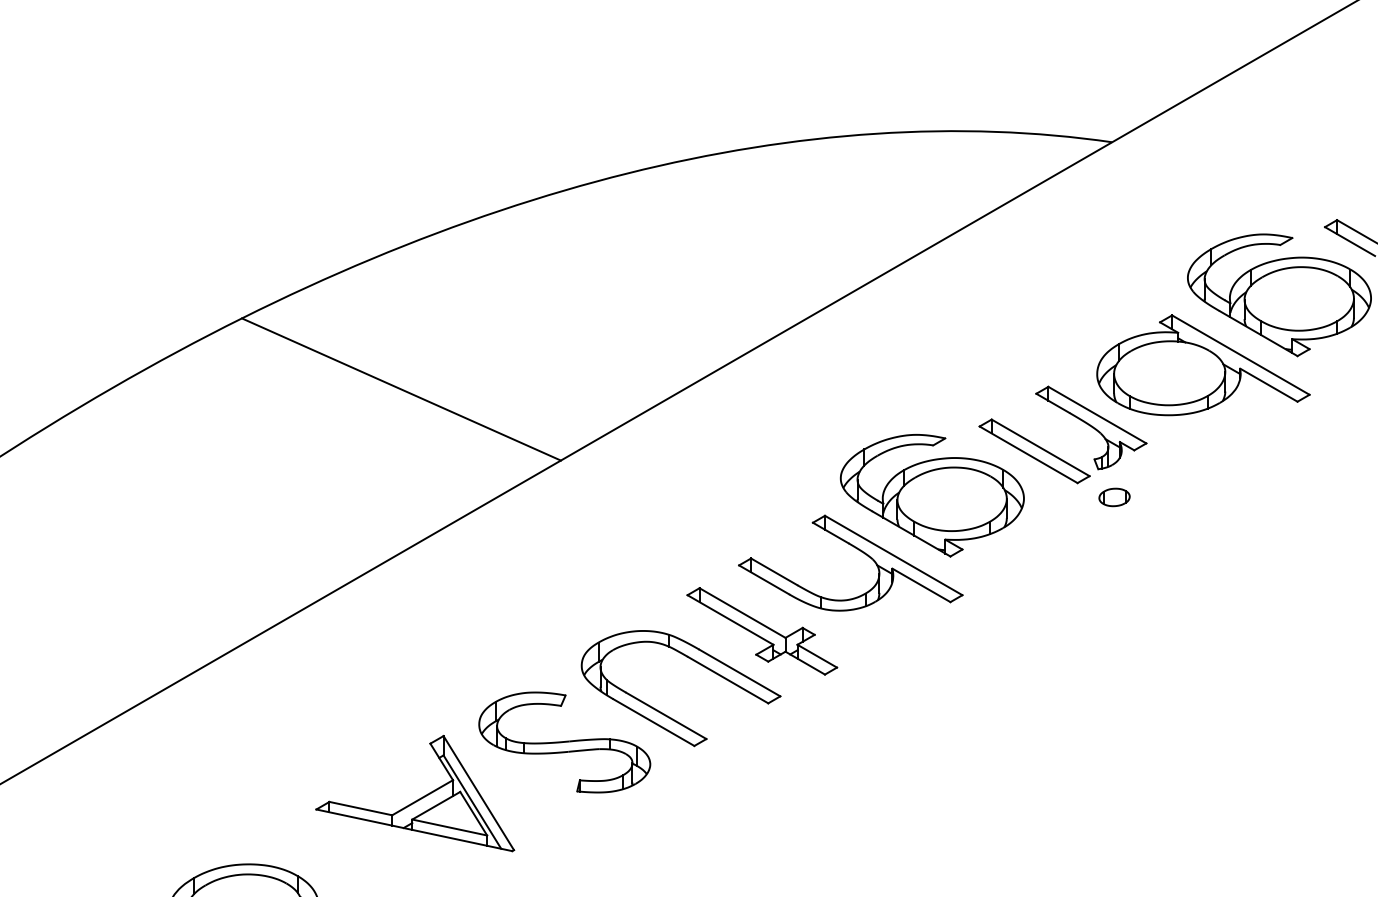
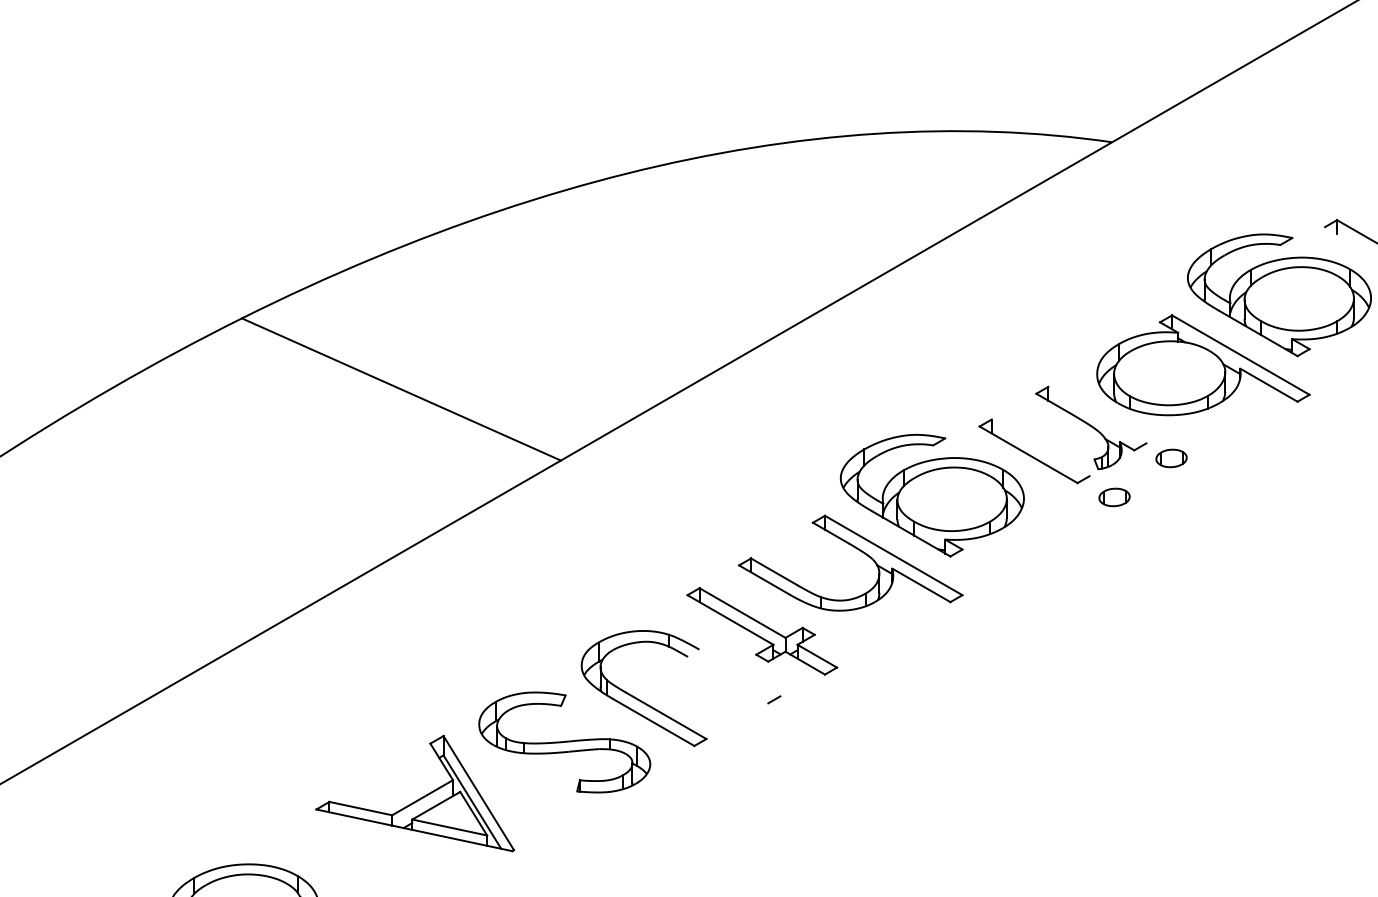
line: present -> none (1349, 241)
line: present -> none (1097, 414)
line: present -> none (1040, 447)
part: none -> present (1171, 458)
line: present -> none (739, 672)
line: present -> none (728, 679)
